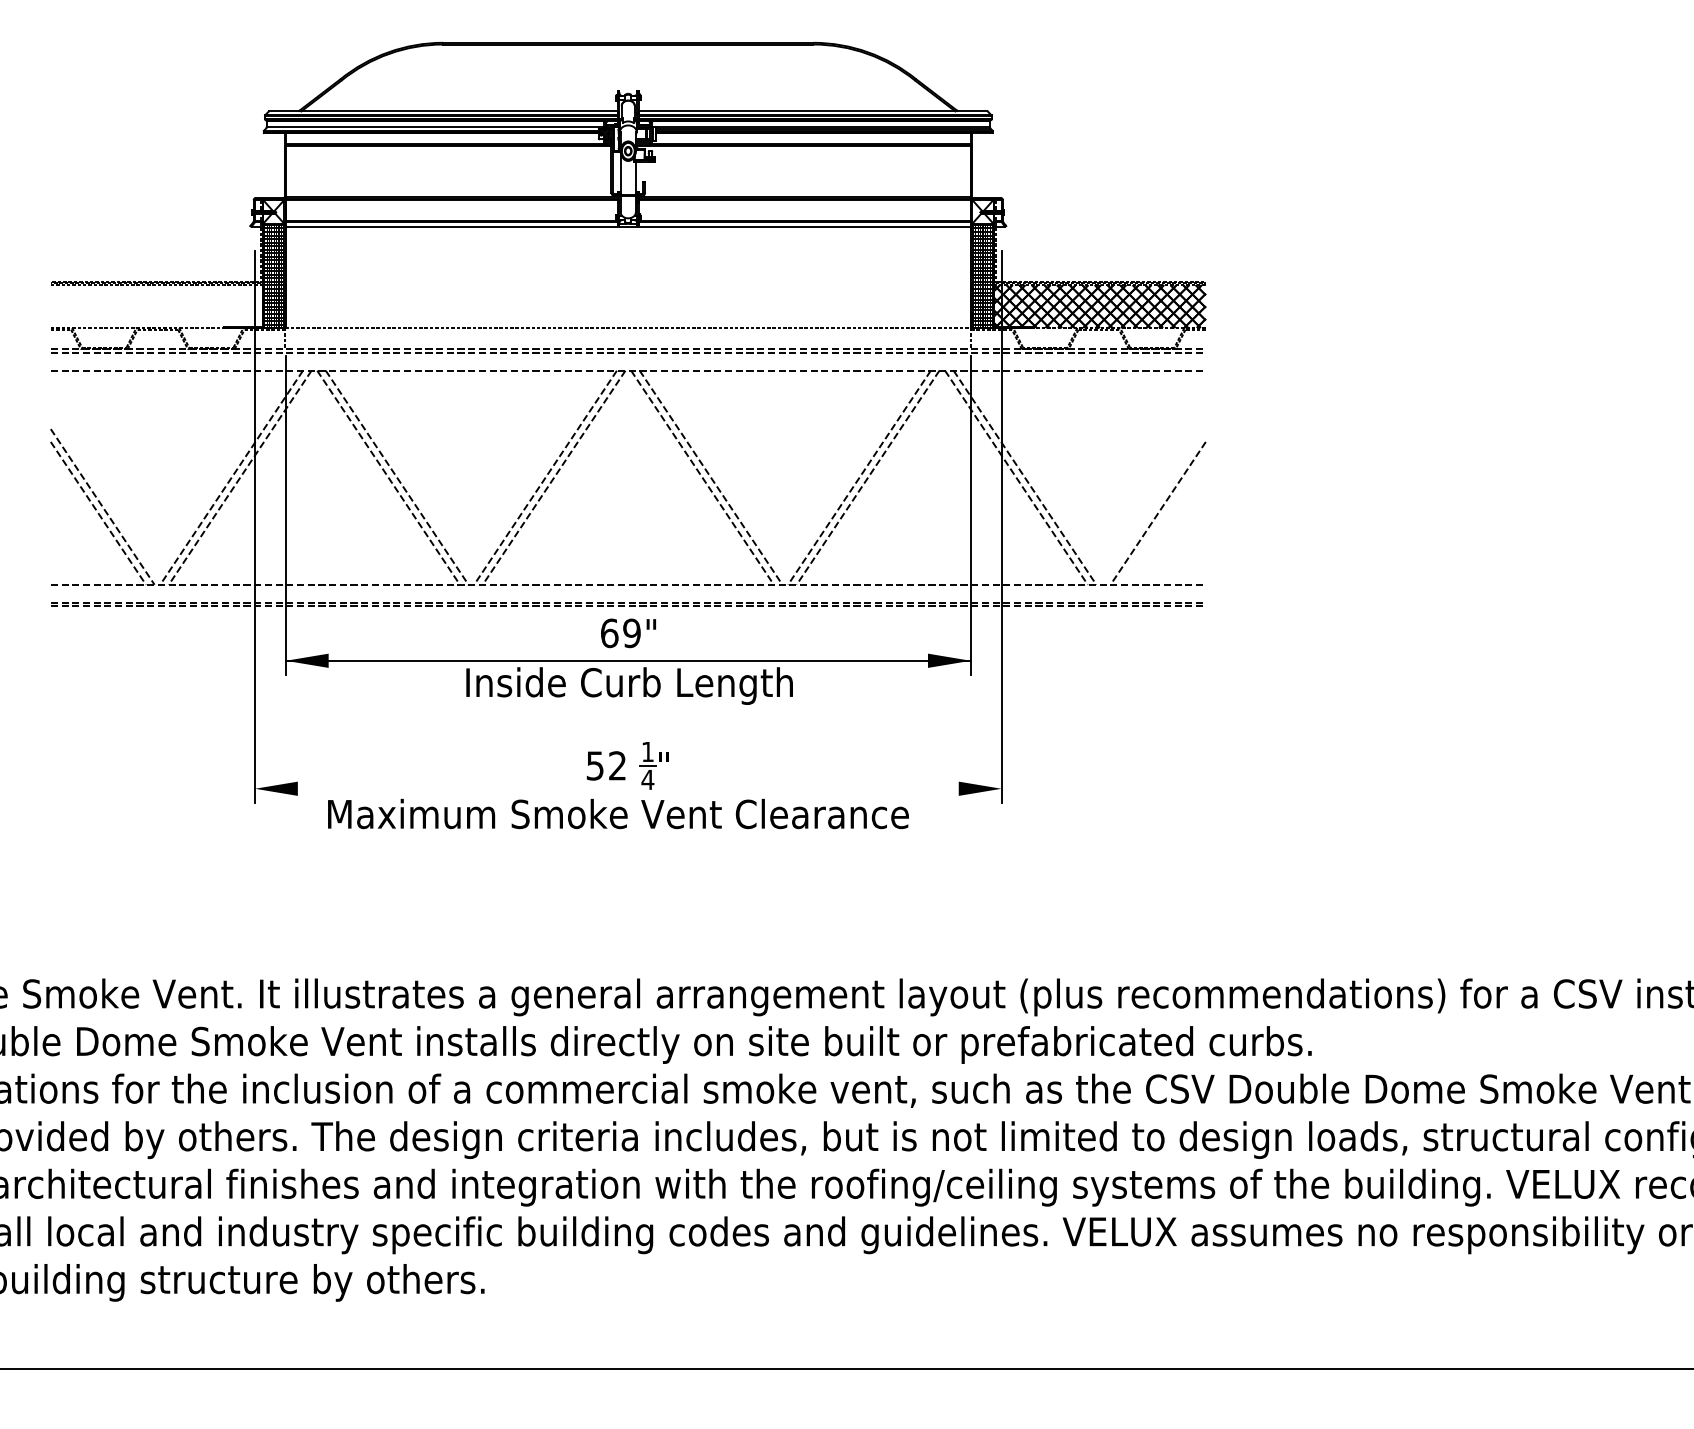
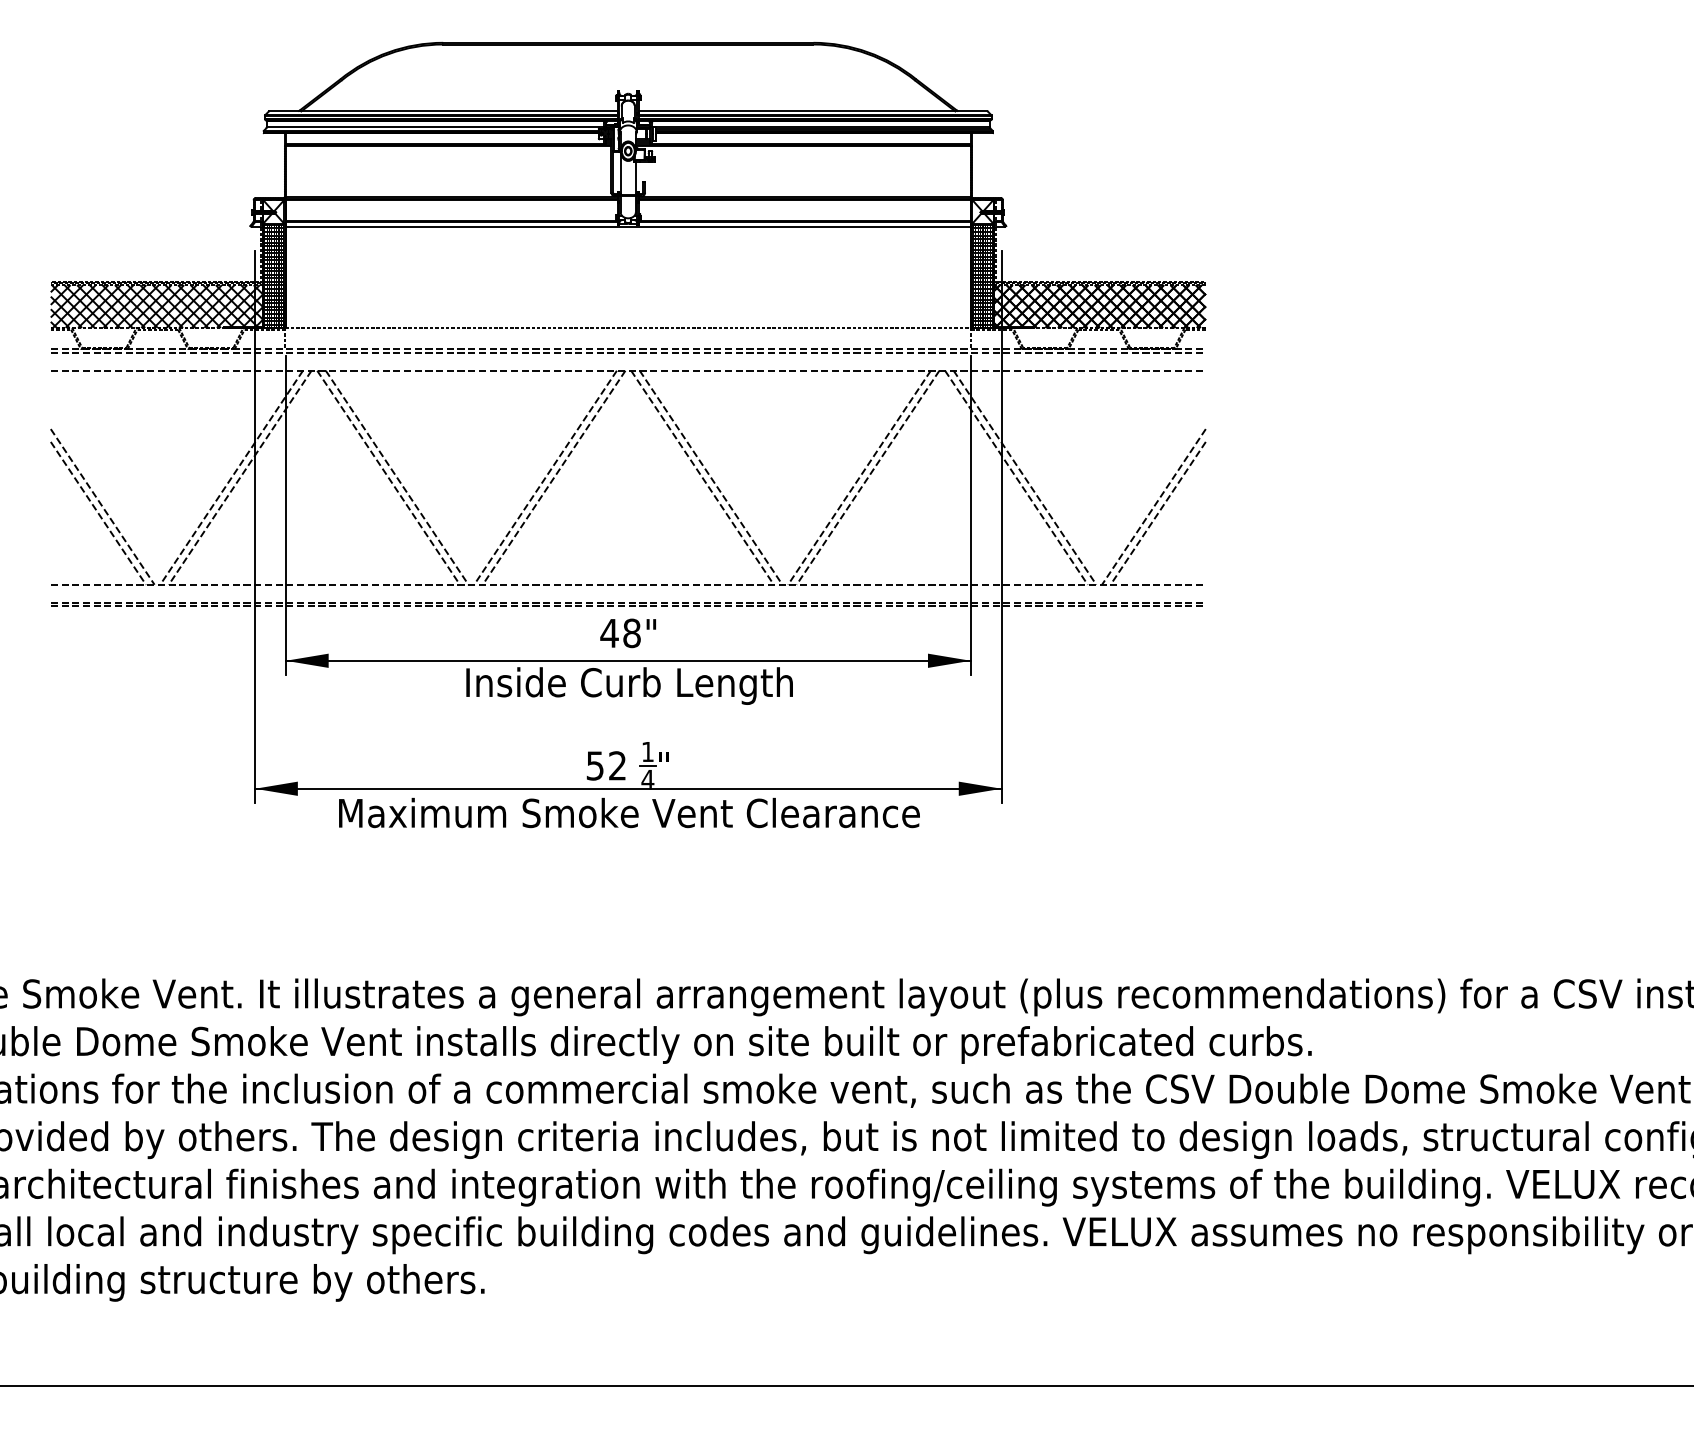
hatch: none -> present (156, 306)
line: none -> present (1153, 506)
text: 69" -> 48" (620, 633)
line: none -> present (628, 788)
text position: (618, 813) -> (629, 812) (629, 812)
line position: (846, 1369) -> (846, 1386) (846, 1386)
